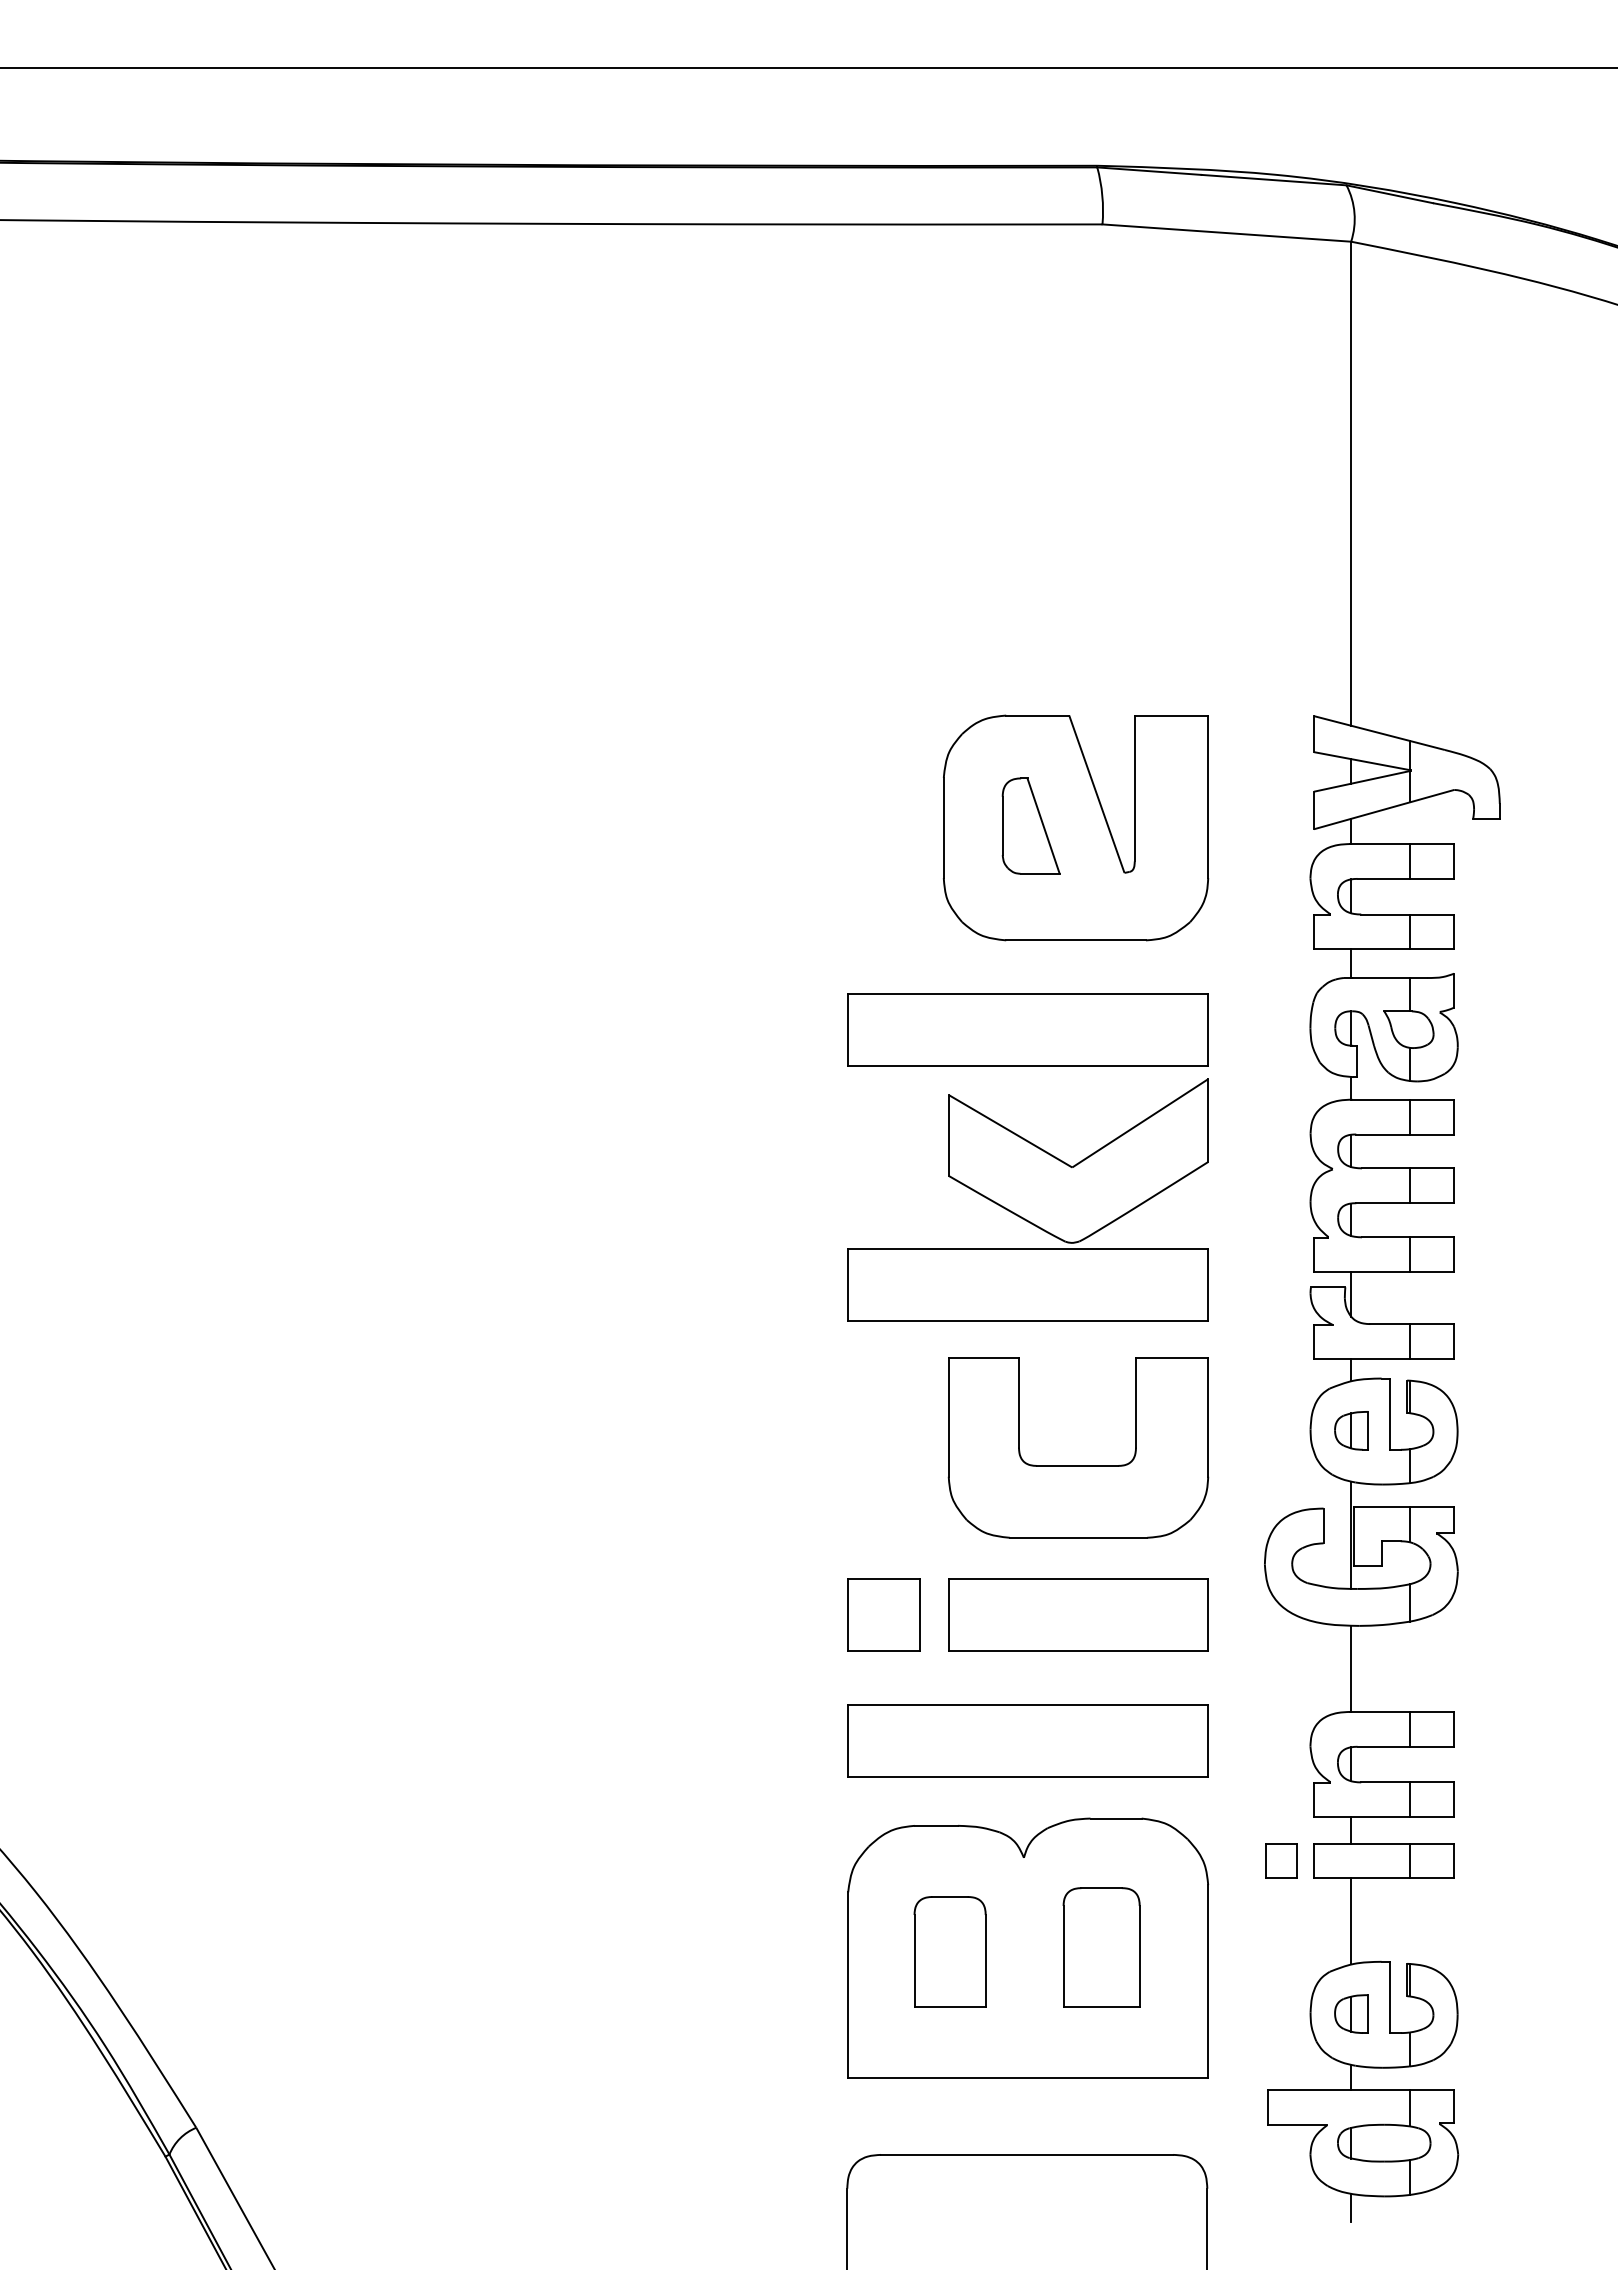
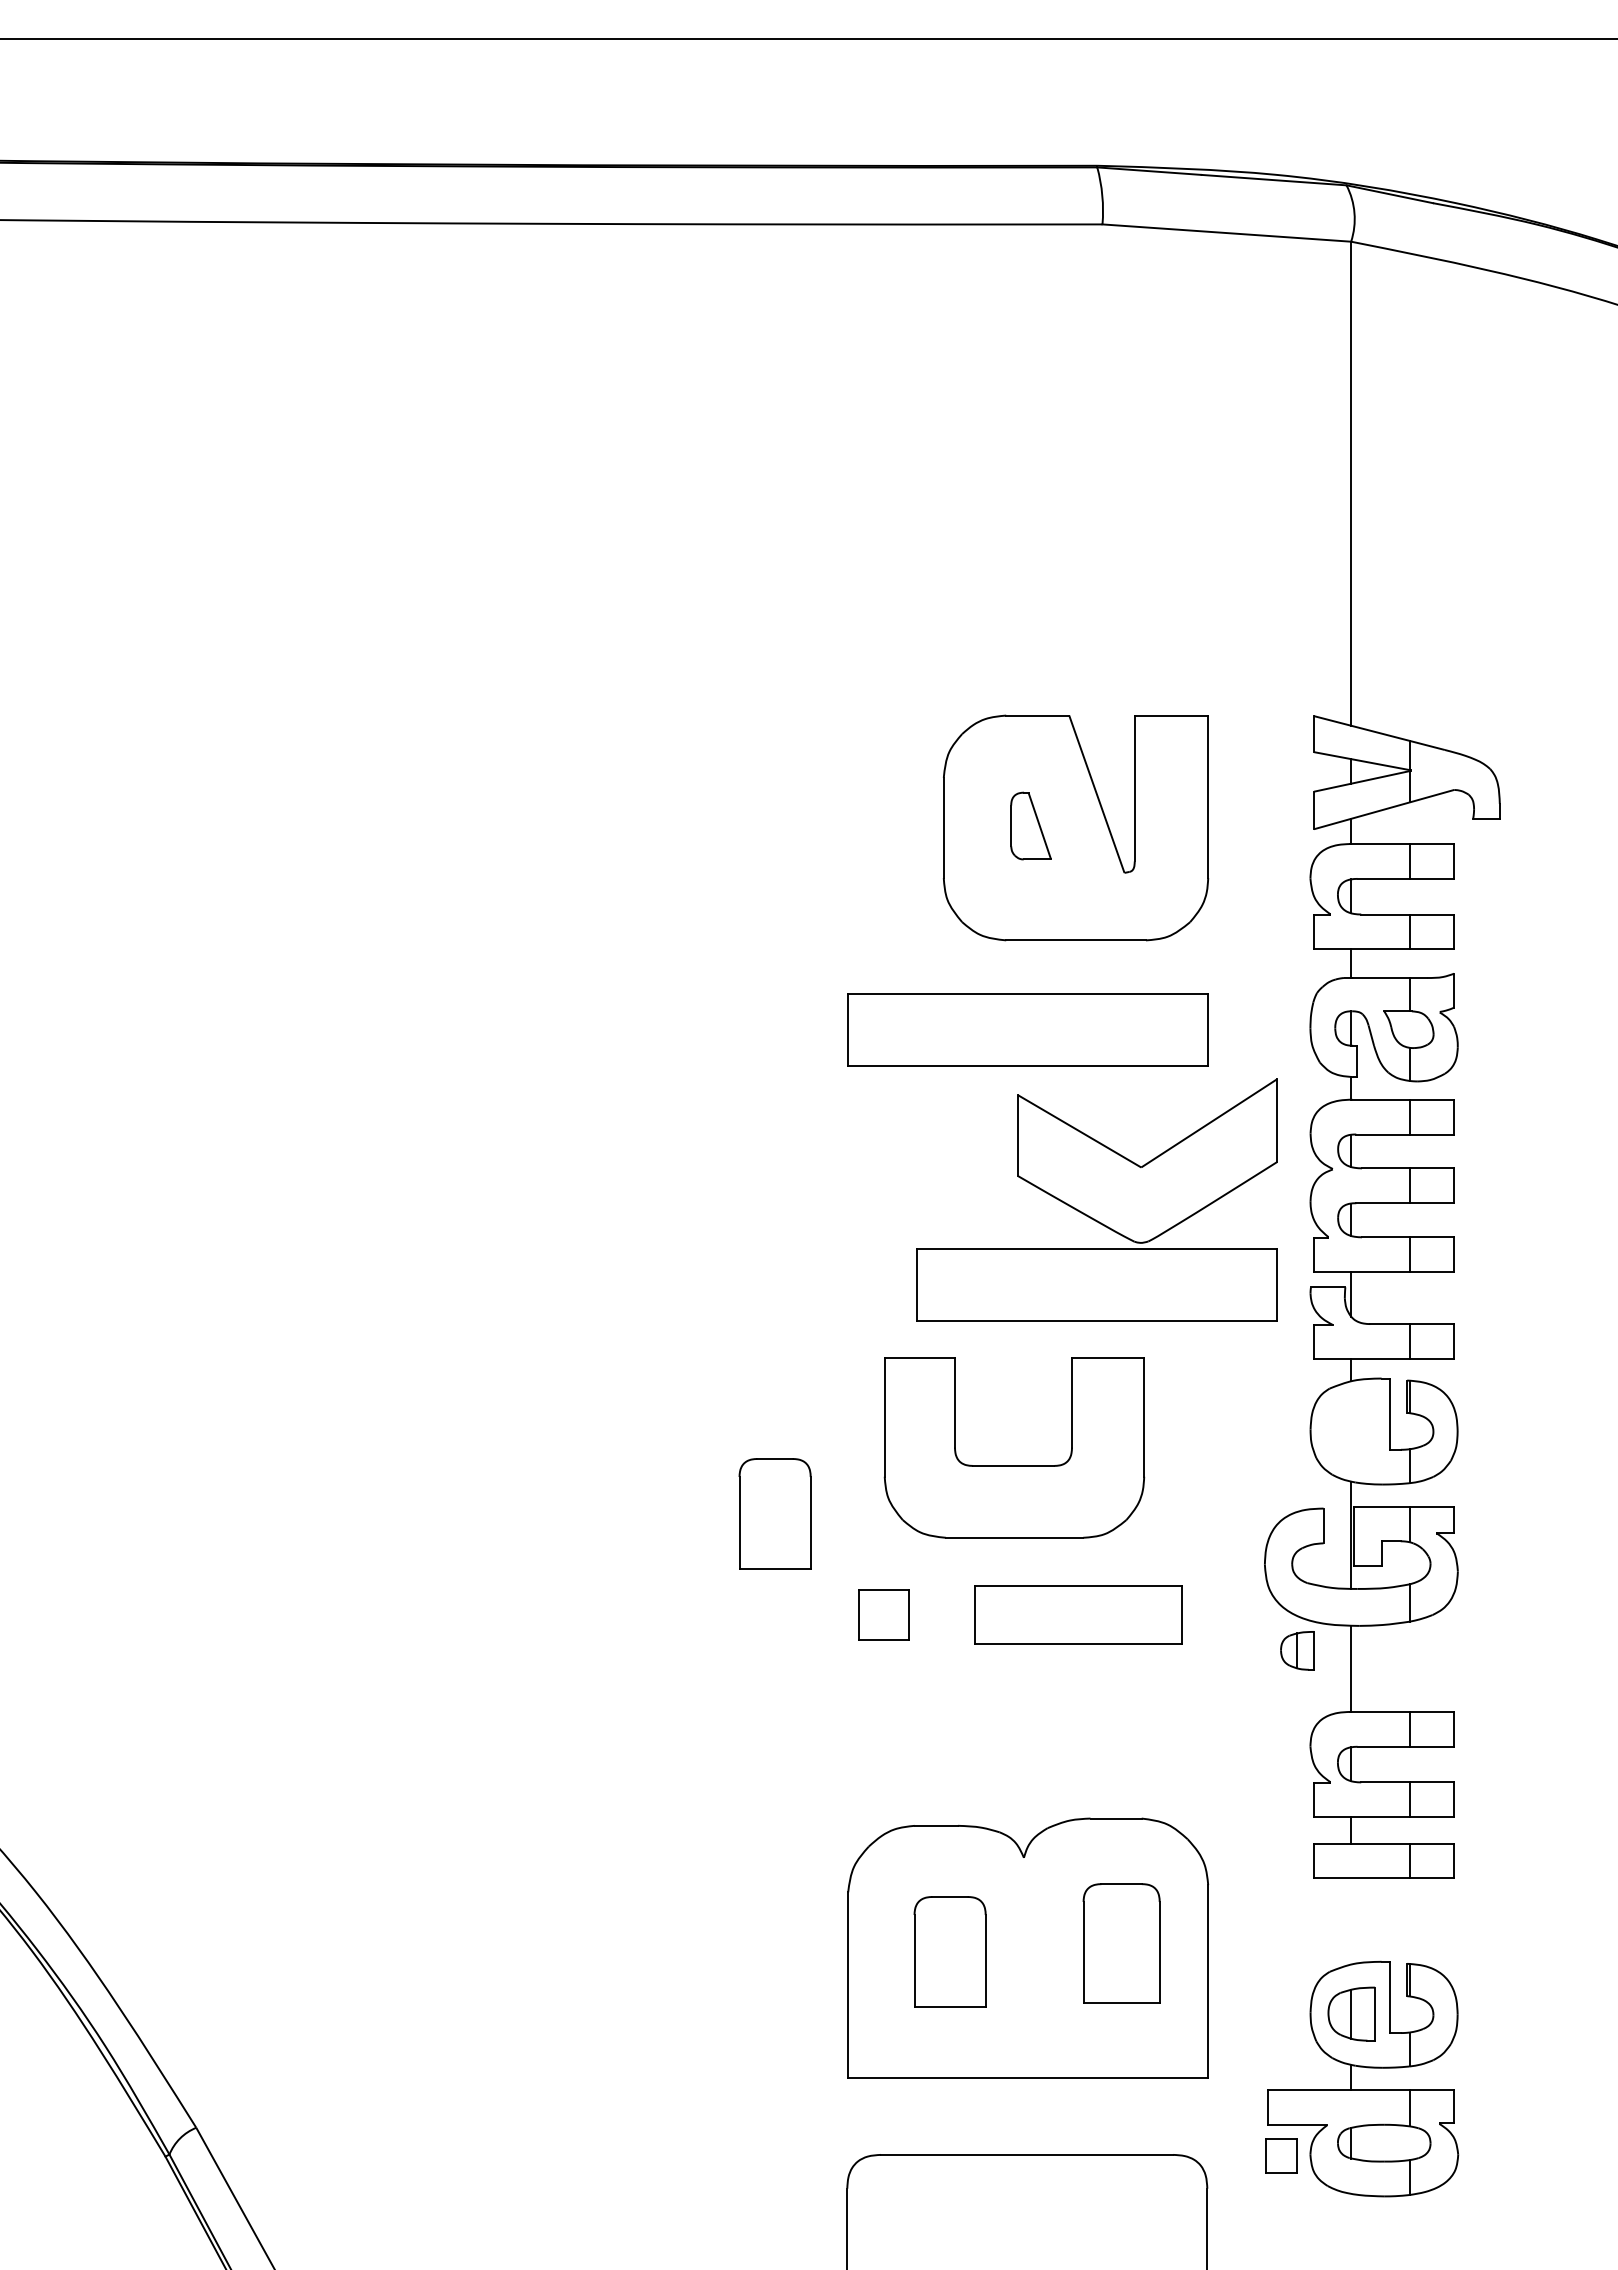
line position: (808, 68) -> (808, 39) (808, 39)
part size: 60x98 px -> 42x70 px (1030, 825)
part position: (1027, 1199) -> (1096, 1199) (1096, 1199)
part position: (1351, 1430) -> (1297, 1650) (1297, 1650)
part position: (1078, 1465) -> (1014, 1465) (1014, 1465)
part: none -> present (774, 1513)
part size: 74x74 px -> 52x52 px (883, 1614)
part size: 261x74 px -> 209x60 px (1078, 1614)
part: present -> none (1027, 1740)
part position: (1281, 1860) -> (1281, 2155) (1281, 2155)
line: present -> none (1351, 1921)
part position: (1101, 1947) -> (1121, 1943) (1121, 1943)
part size: 35x40 px -> 49x56 px (1351, 2013)
line: present -> none (1351, 2207)
